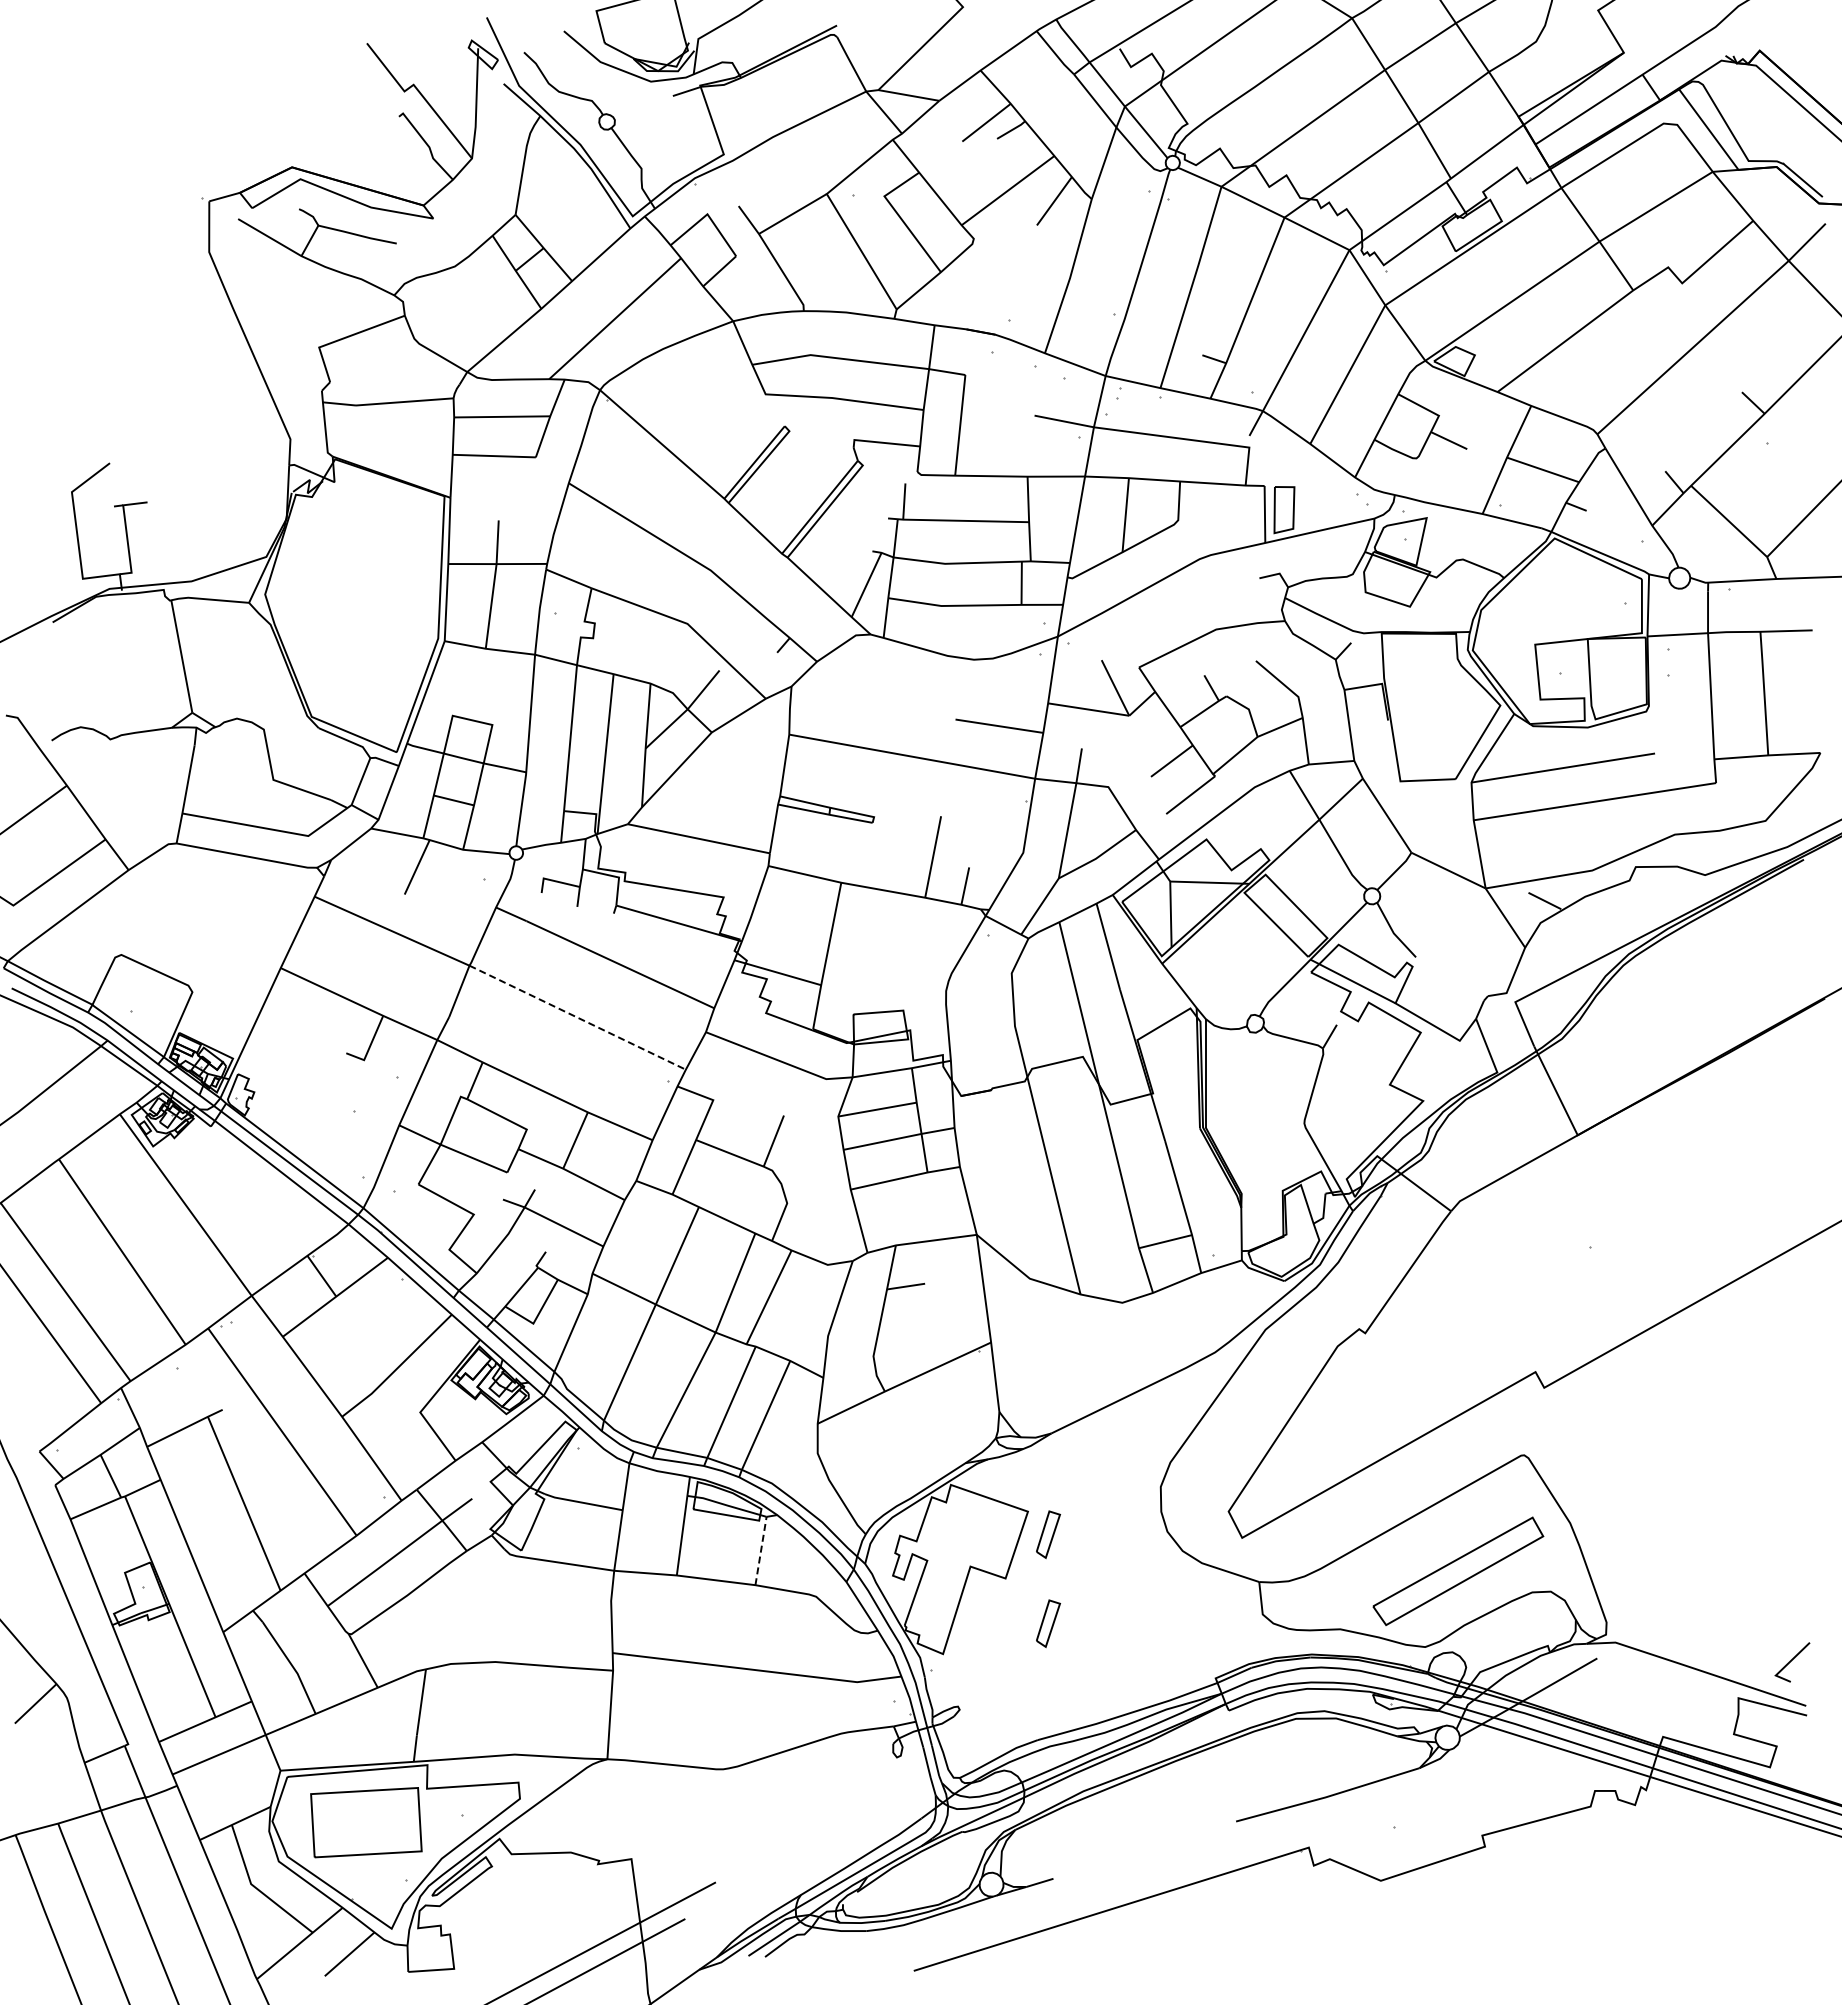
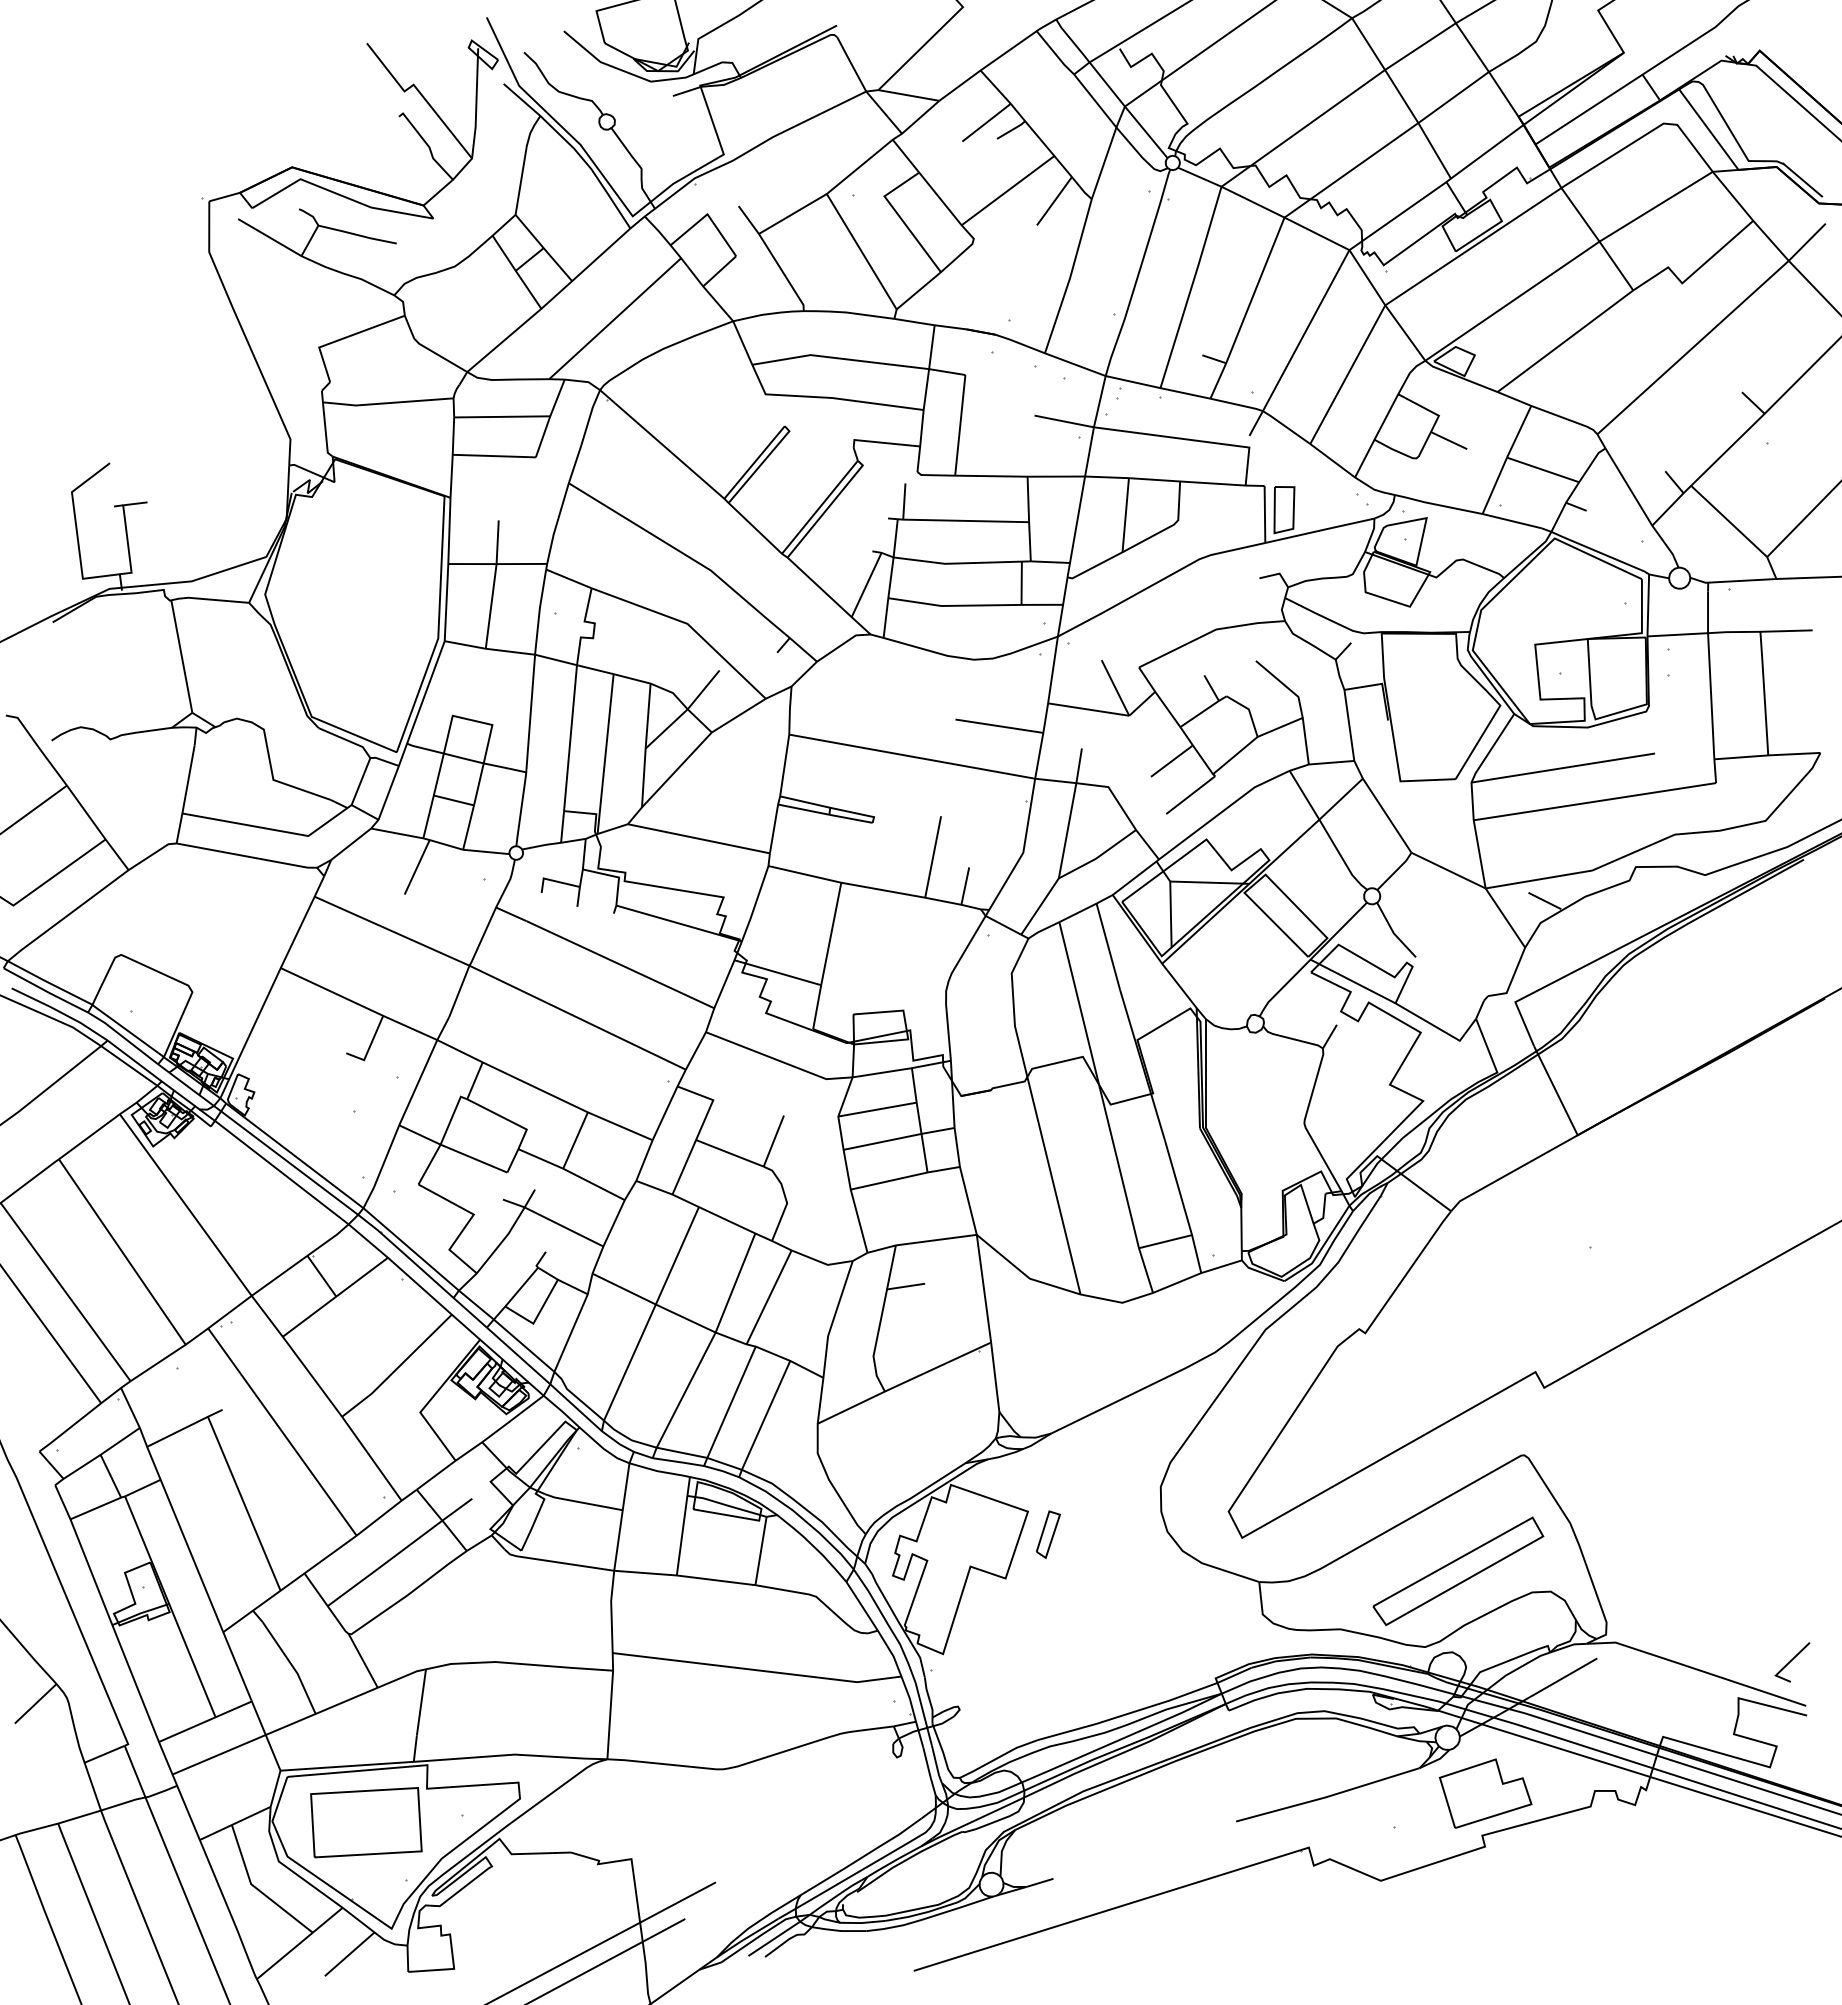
line: dashed -> solid (578, 1017)
line: dashed -> solid (761, 1551)
part: present -> none (1048, 1623)
part: none -> present (1485, 1793)
